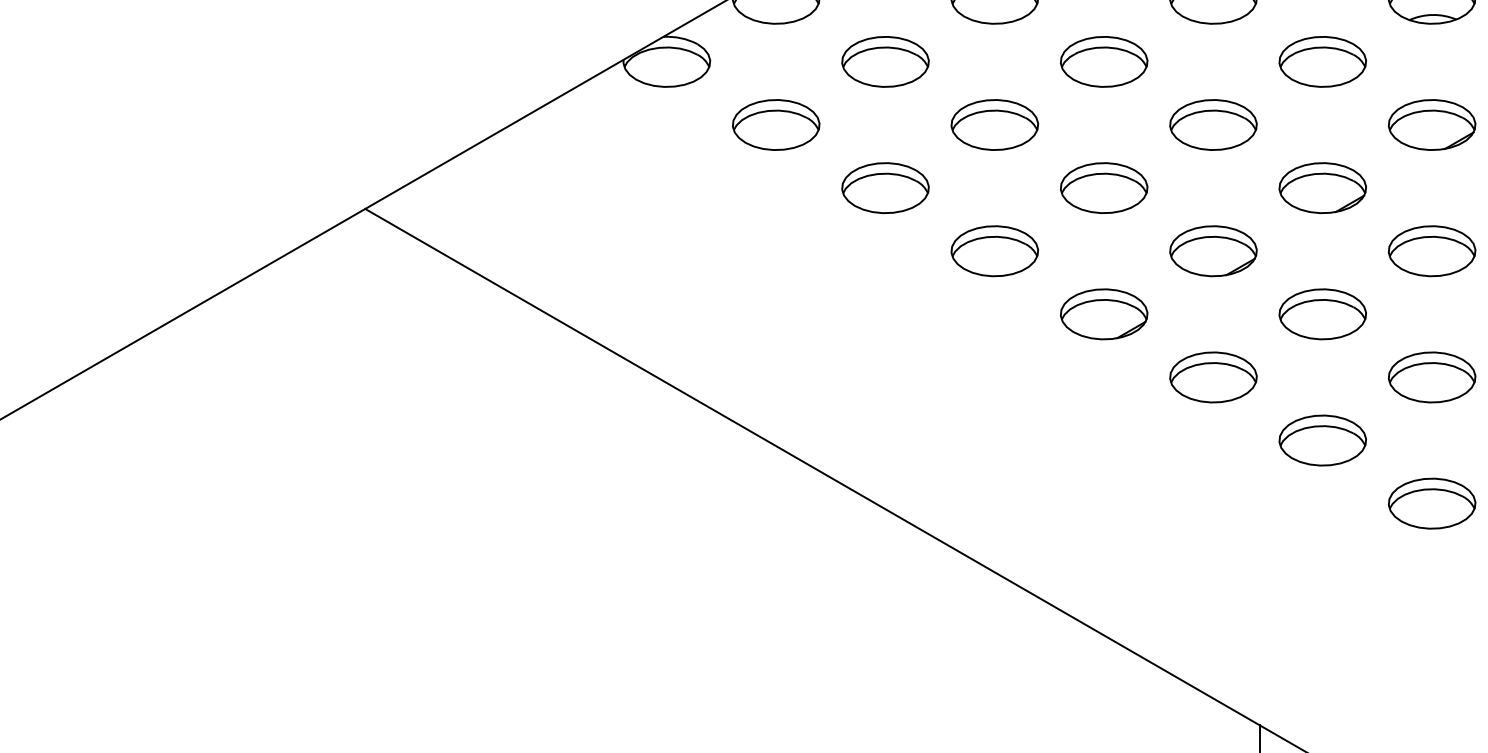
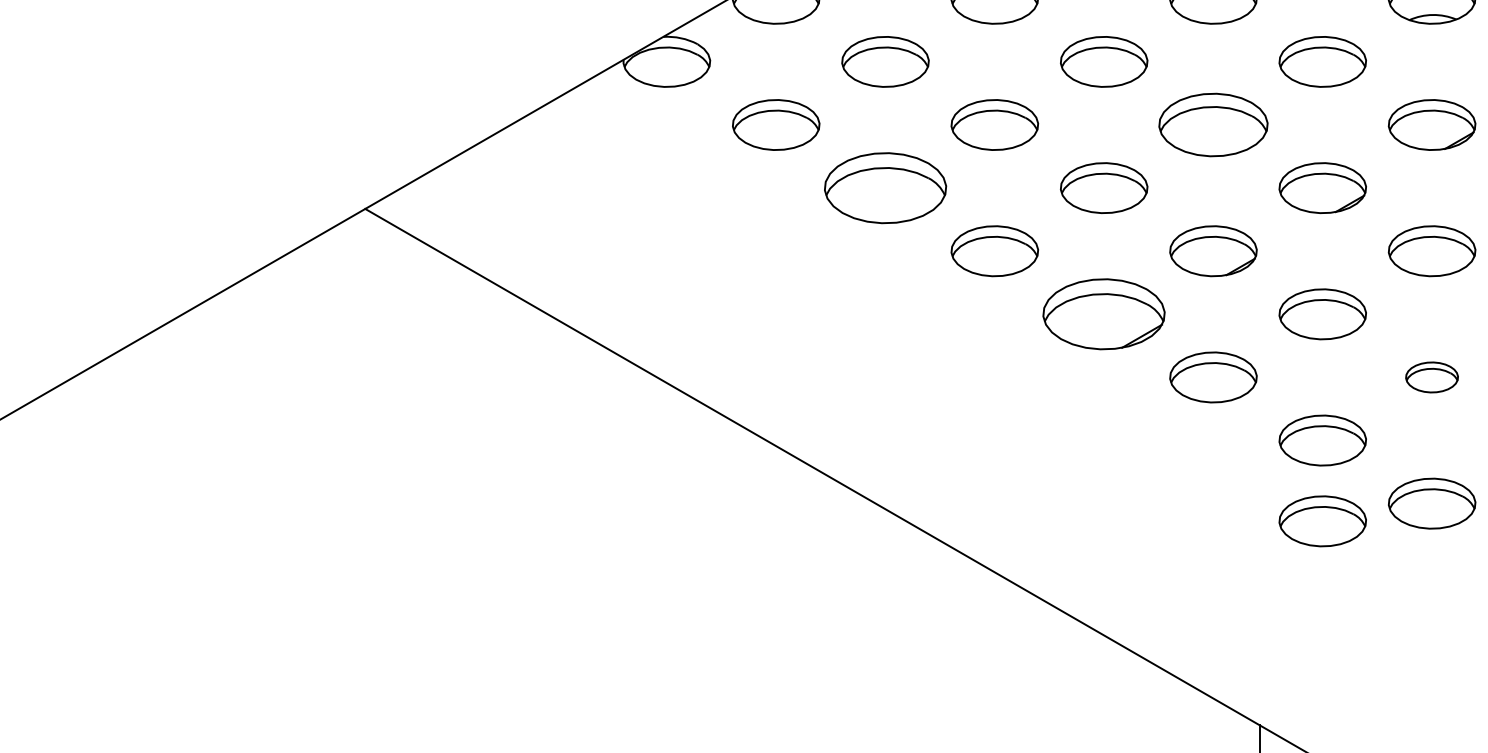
part size: 89x52 px -> 111x66 px (1213, 124)
part size: 89x52 px -> 124x73 px (885, 188)
part size: 89x53 px -> 124x73 px (1103, 314)
part size: 90x53 px -> 54x33 px (1431, 377)
part: none -> present (1322, 521)
